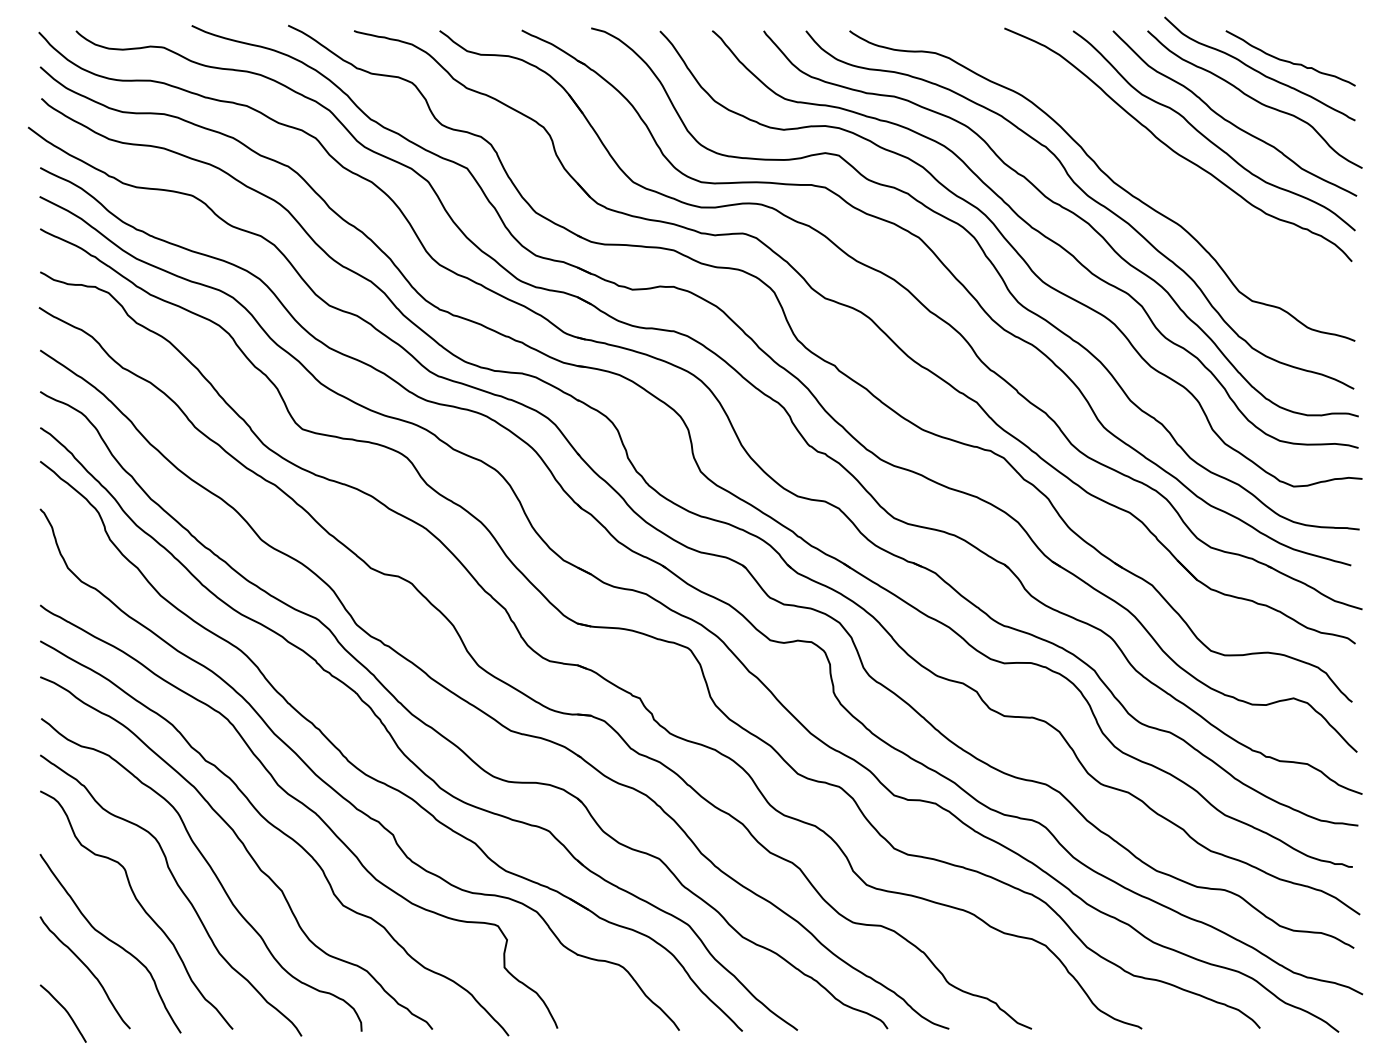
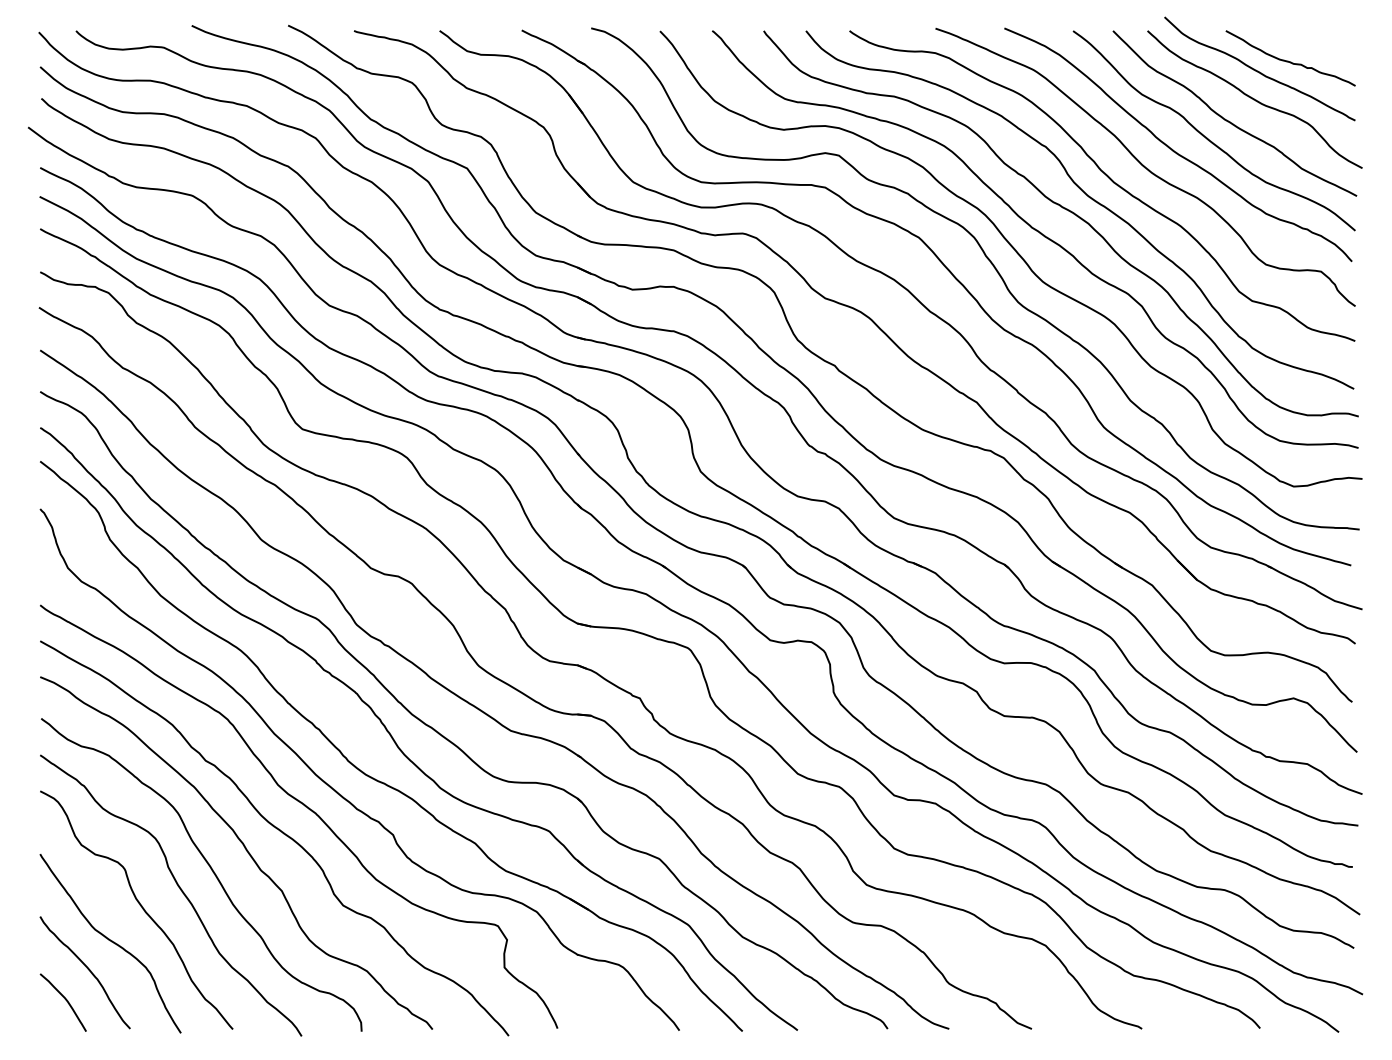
curve: none -> present (1145, 166)
curve position: (64, 1010) -> (64, 999) (64, 999)
